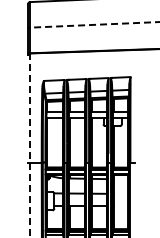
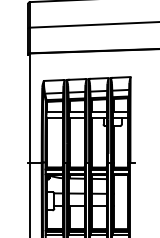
line: dashed -> solid (94, 24)
line: dashed -> solid (30, 145)
